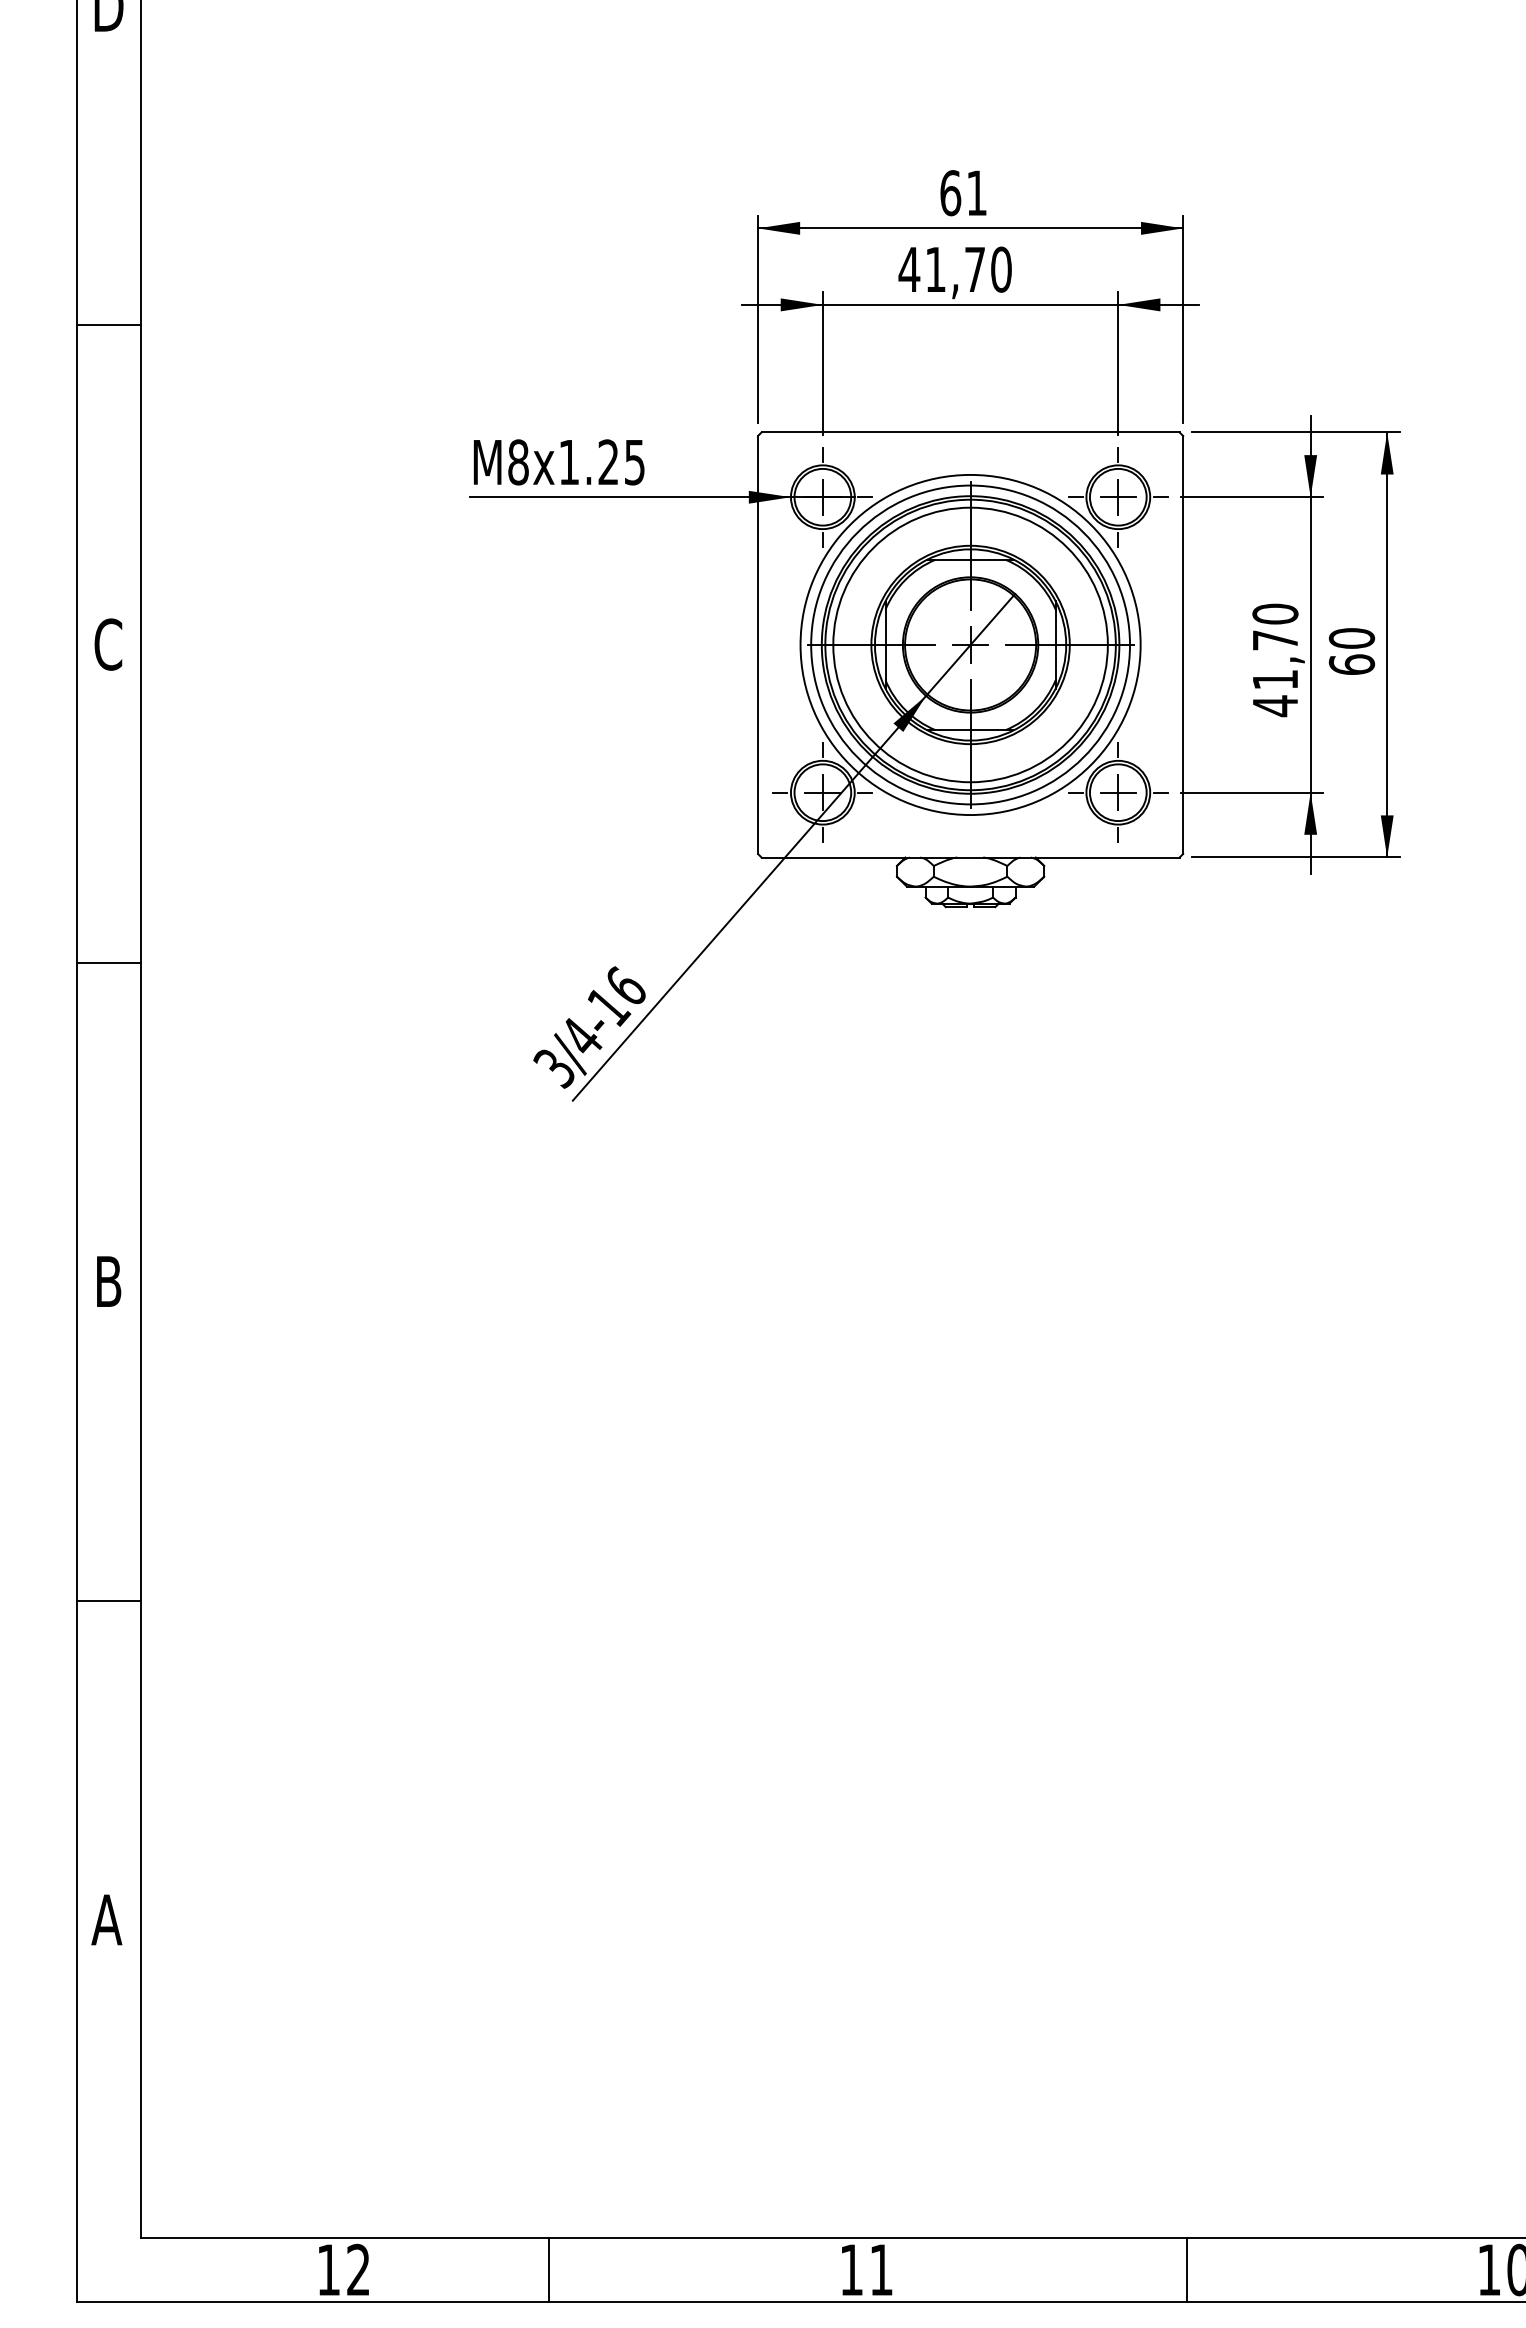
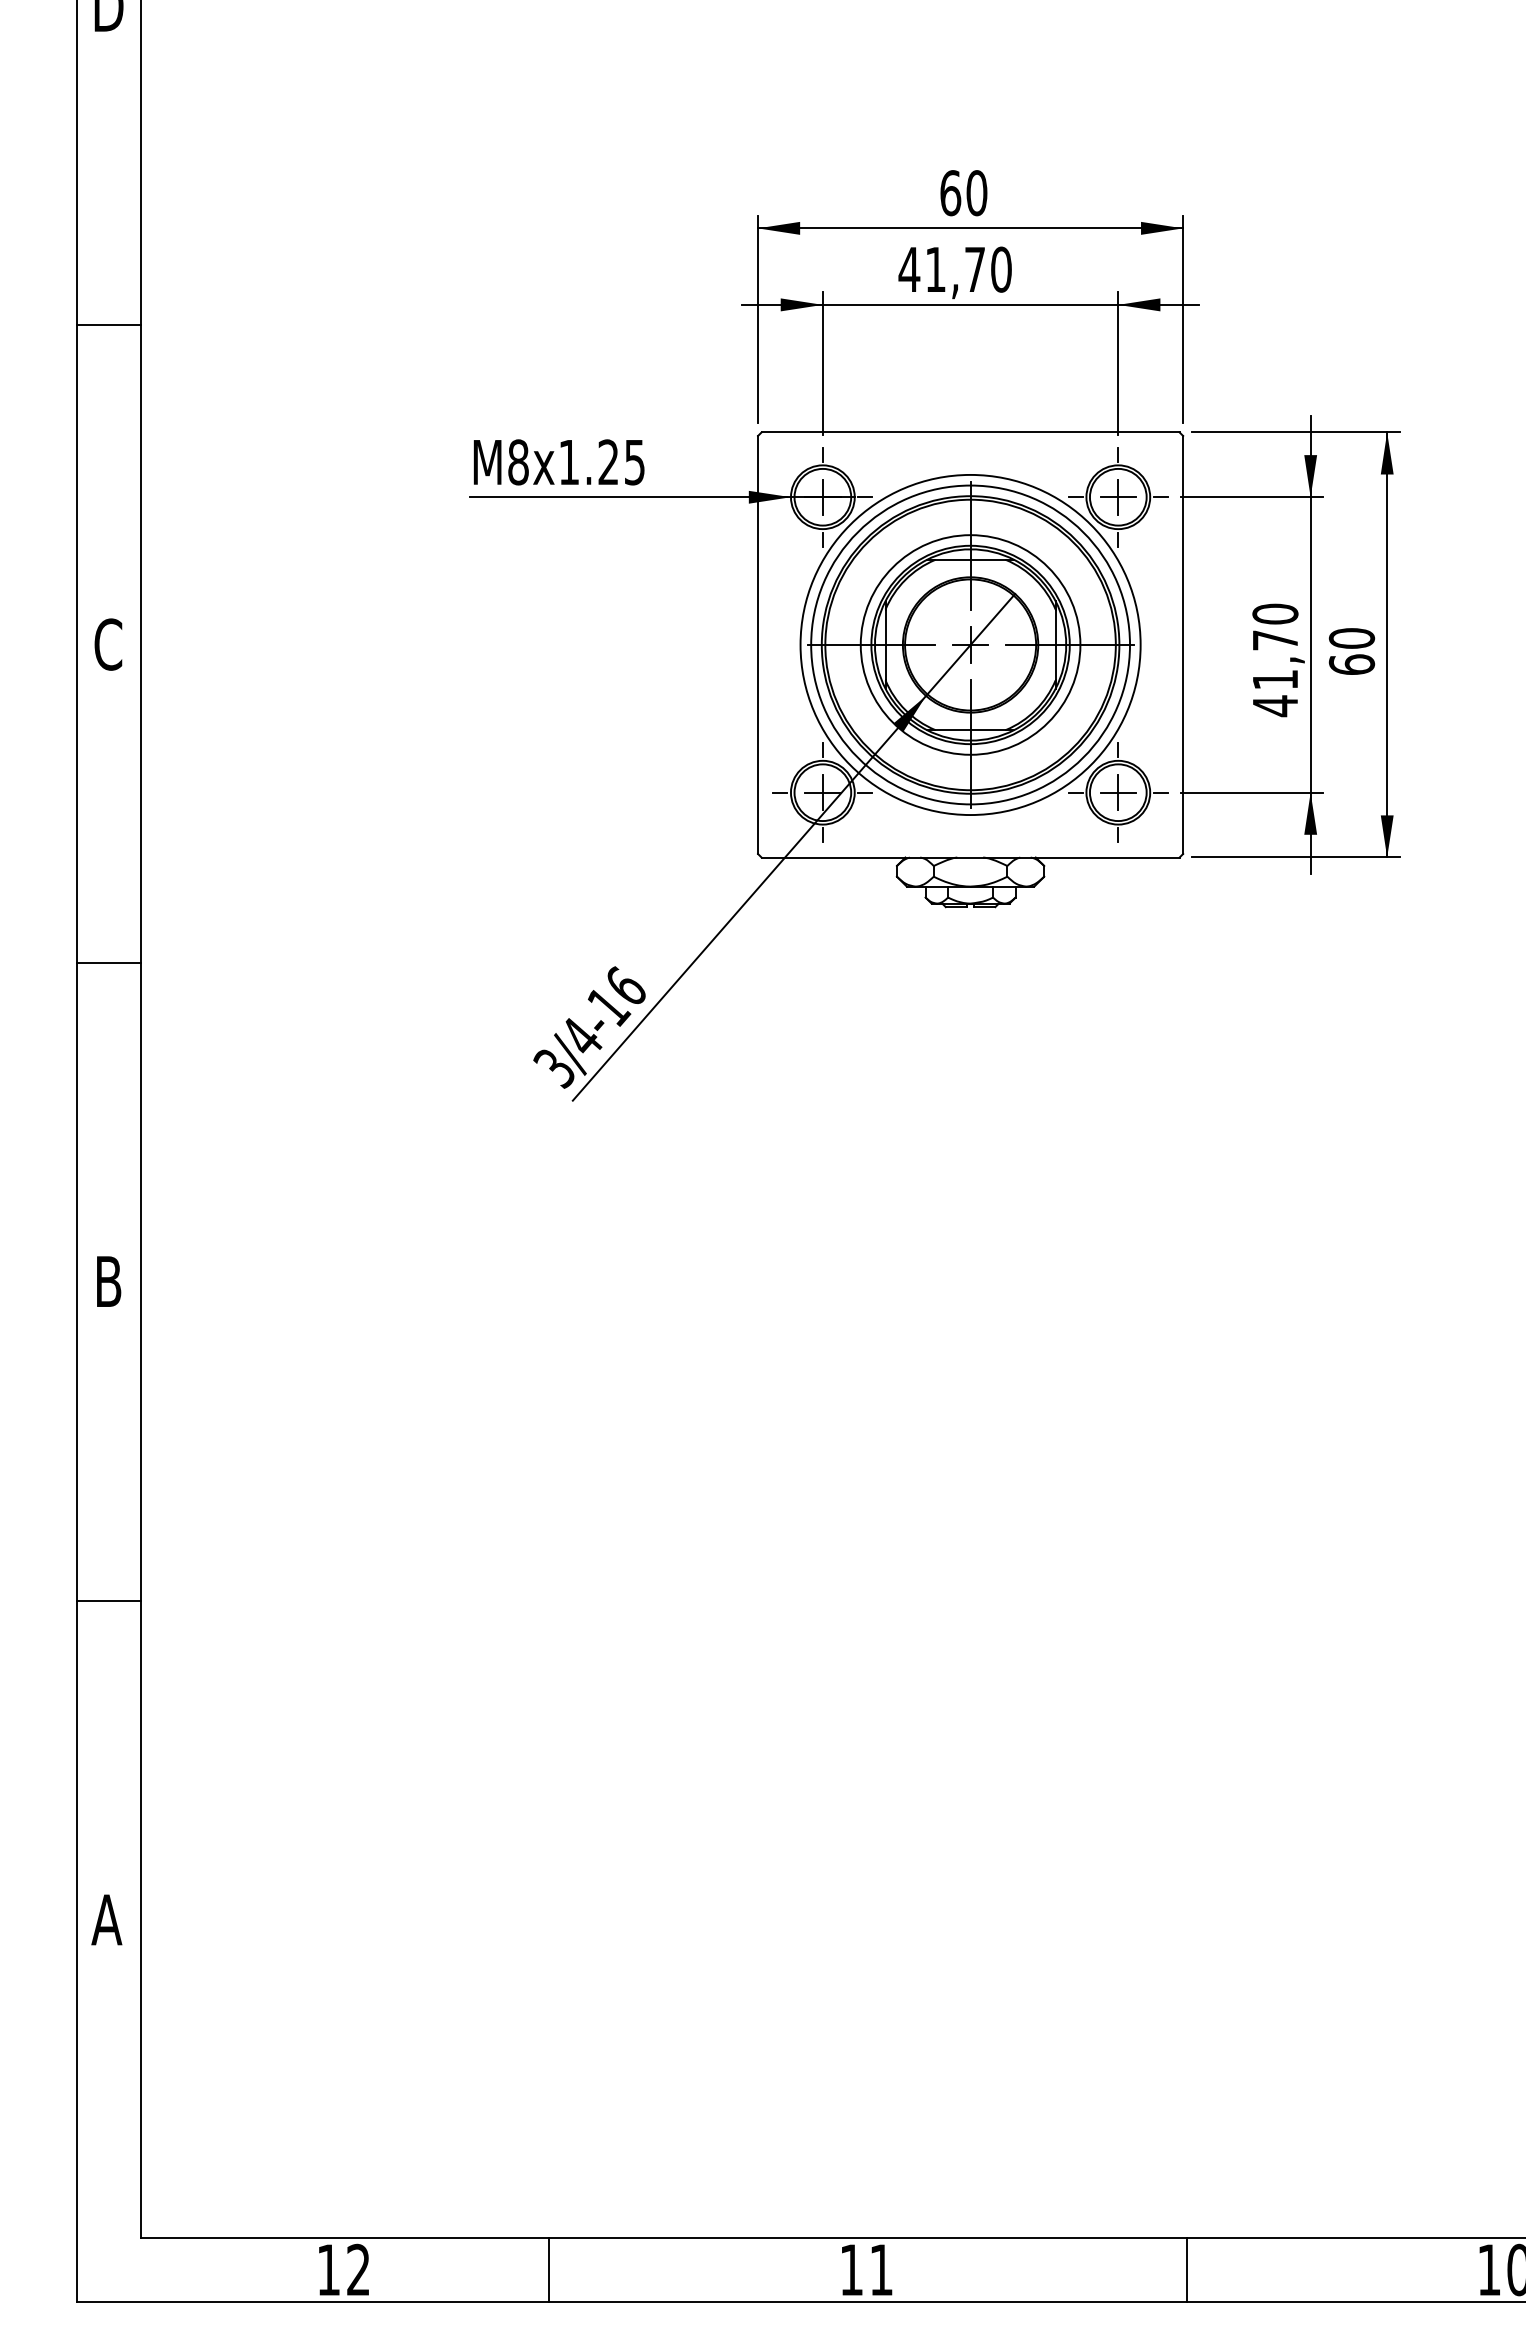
text: 61 -> 60 (976, 193)
circle diameter: 275 px -> 220 px (970, 644)
